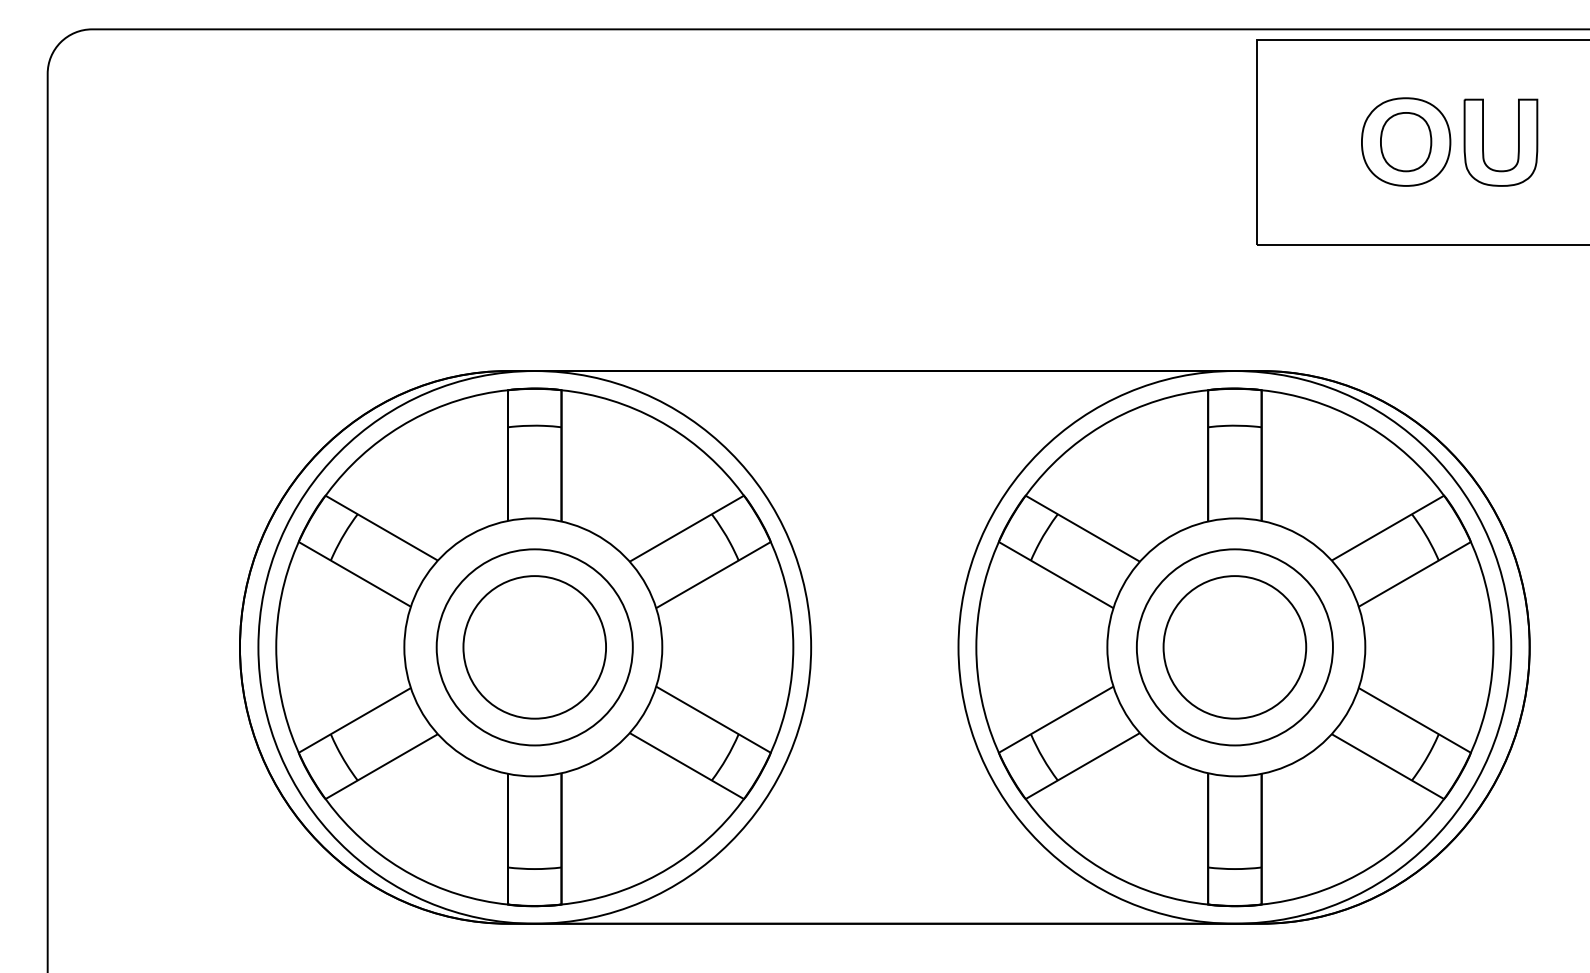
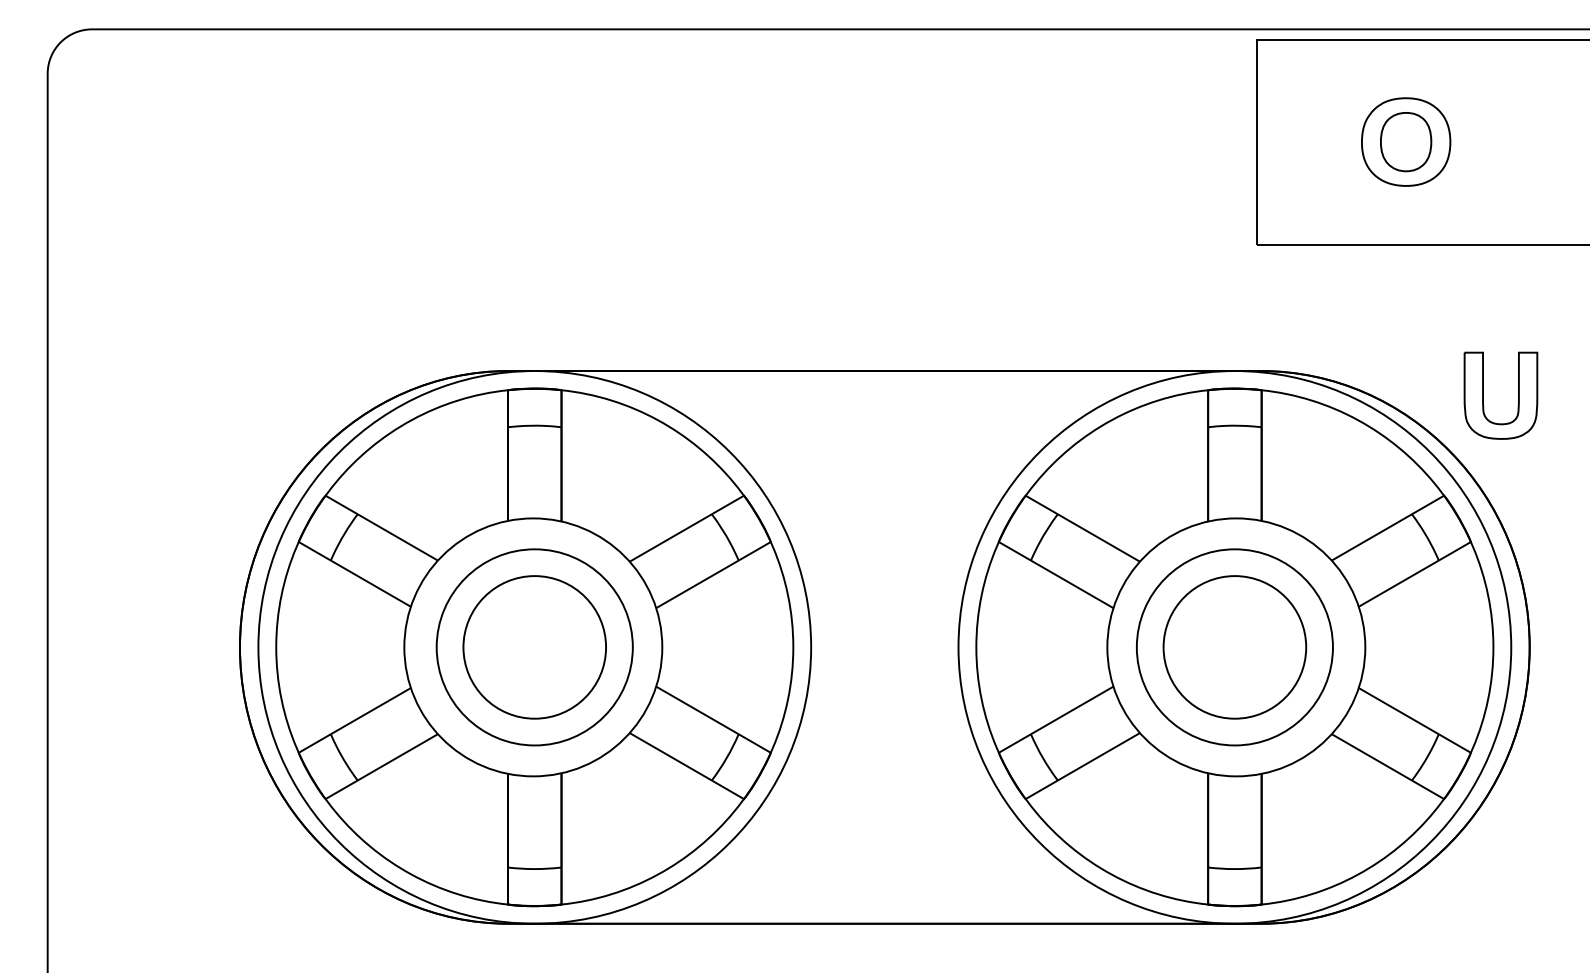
part position: (1483, 142) -> (1483, 395) (1483, 395)
